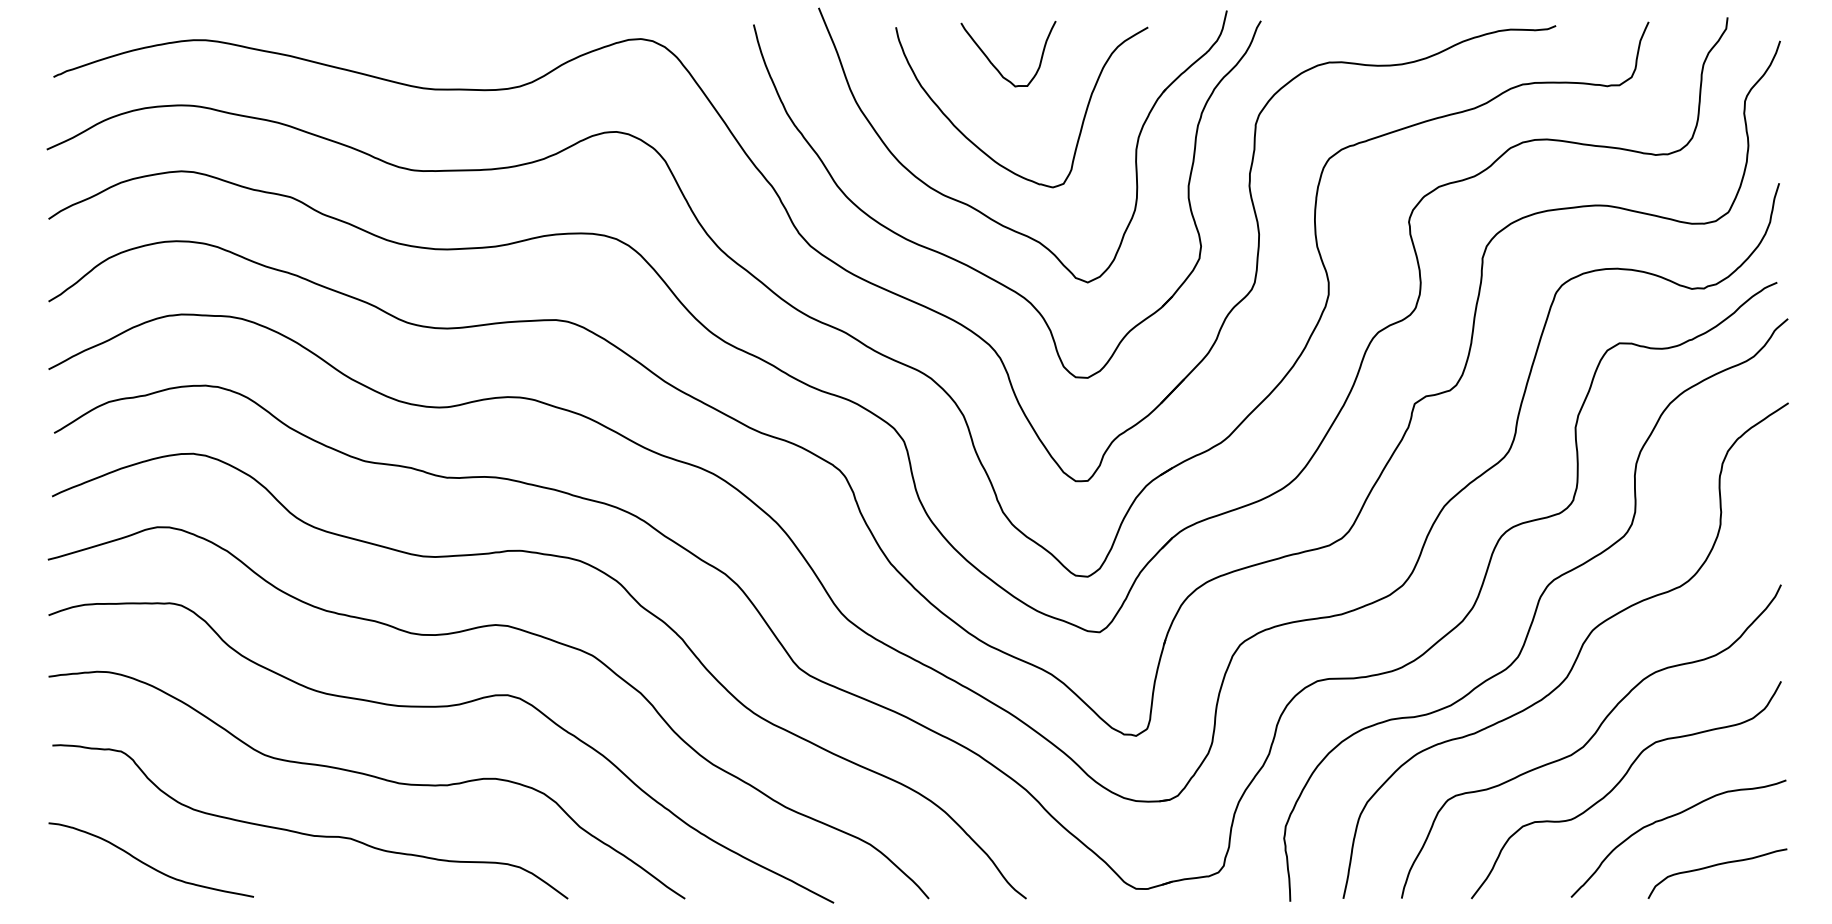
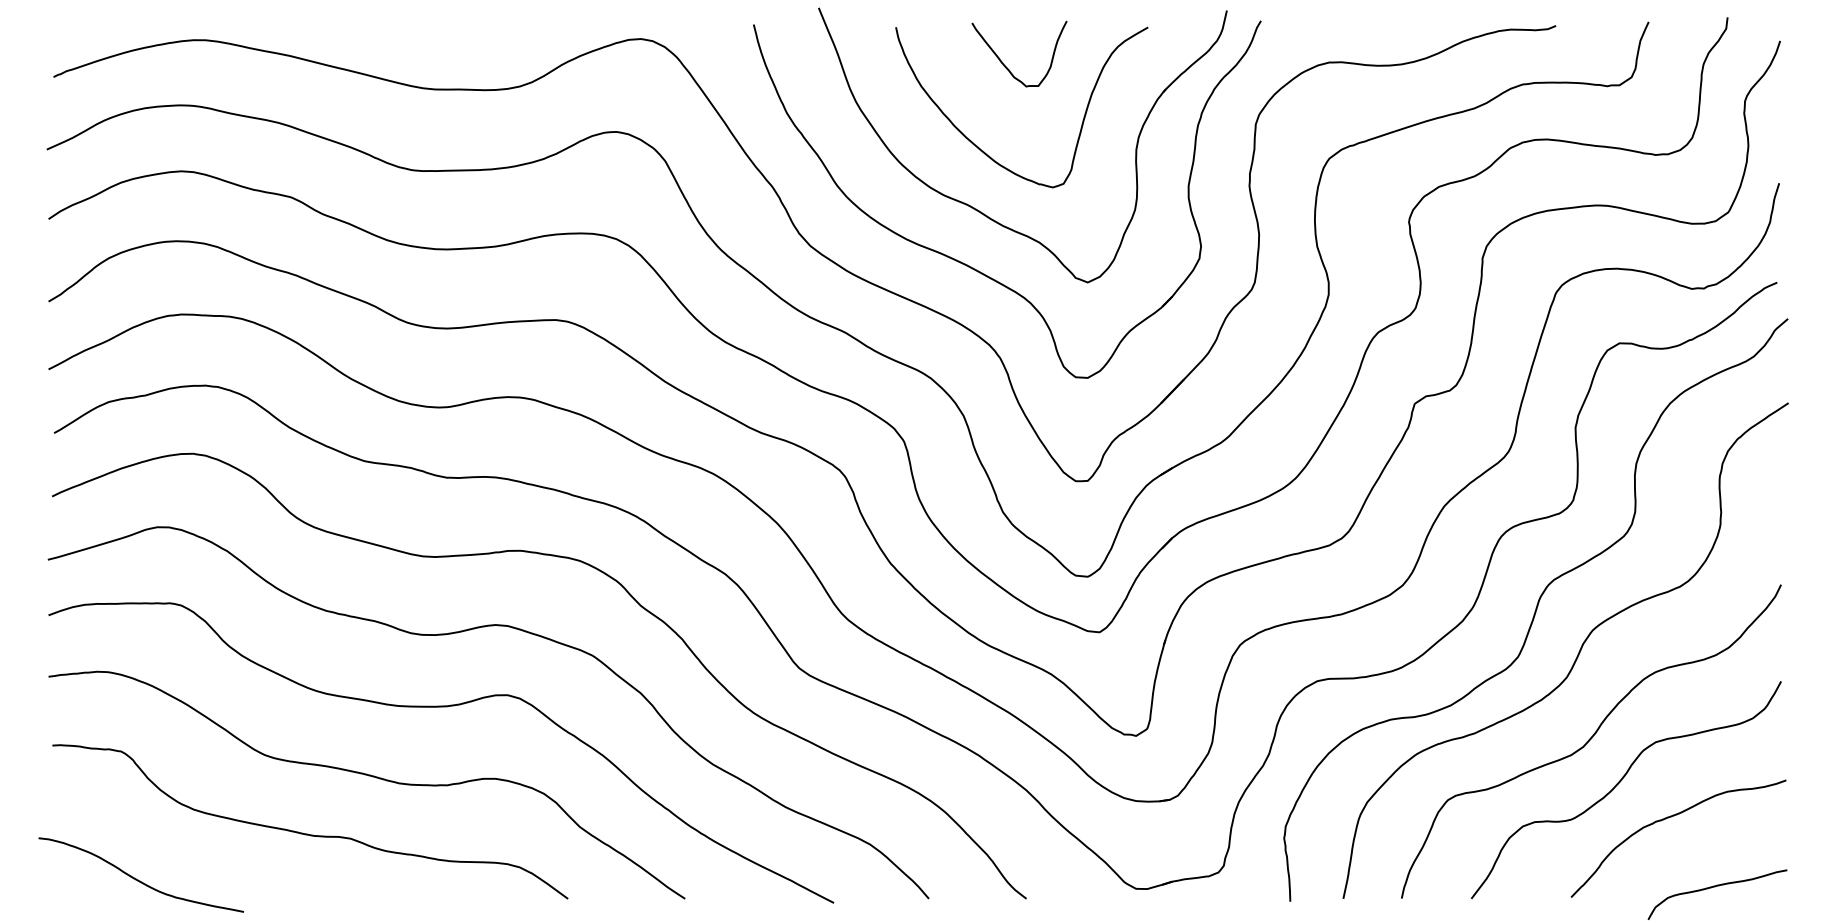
curve position: (995, 66) -> (1006, 66) (1006, 66)
curve position: (148, 864) -> (138, 879) (138, 879)
curve position: (1715, 866) -> (1715, 887) (1715, 887)
